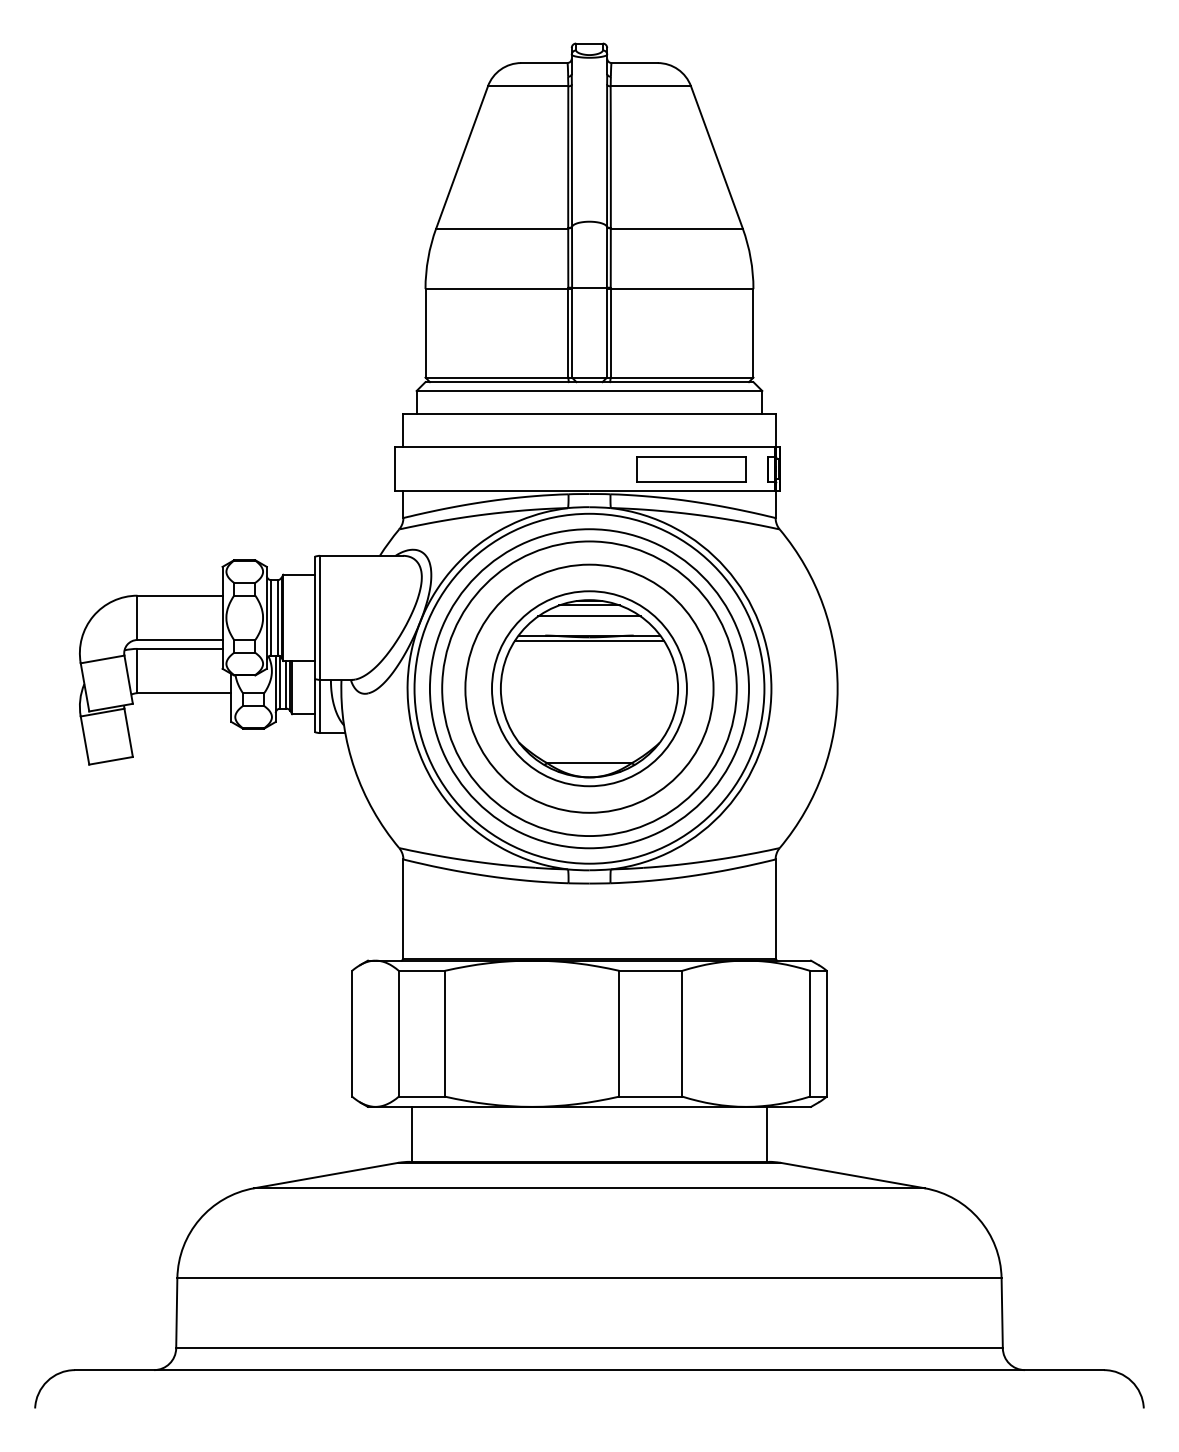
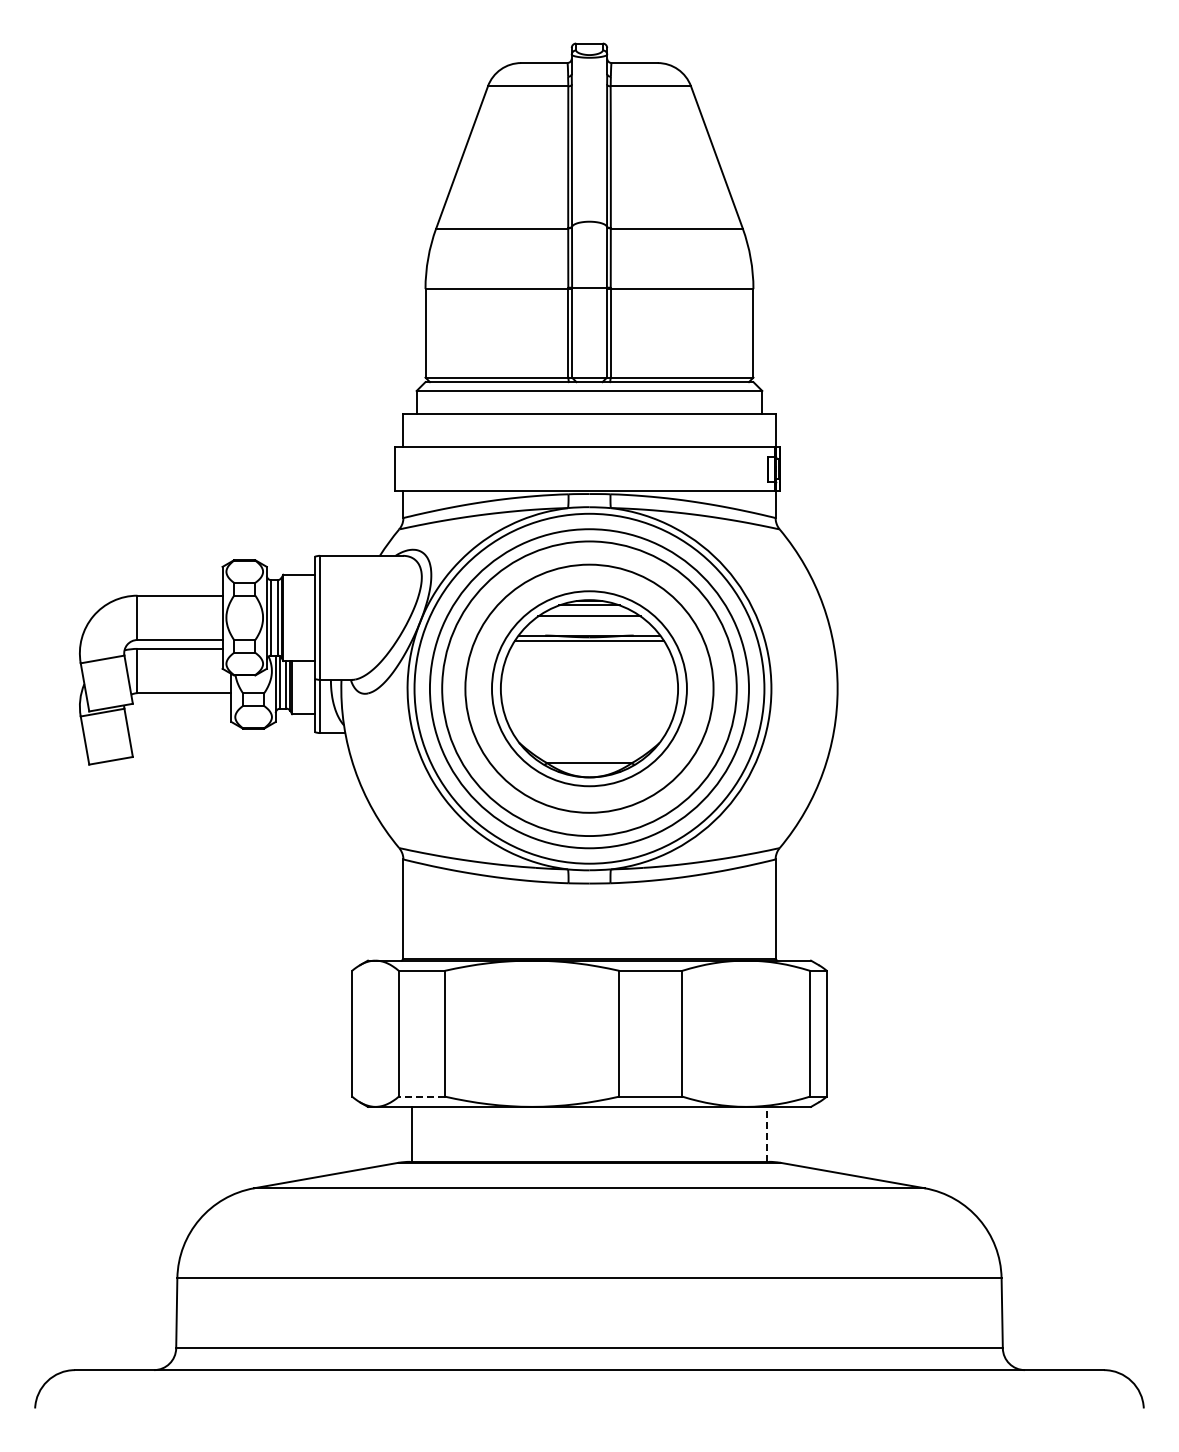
part: present -> none (691, 469)
line: solid -> dashed (421, 1096)
line: solid -> dashed (766, 1133)
